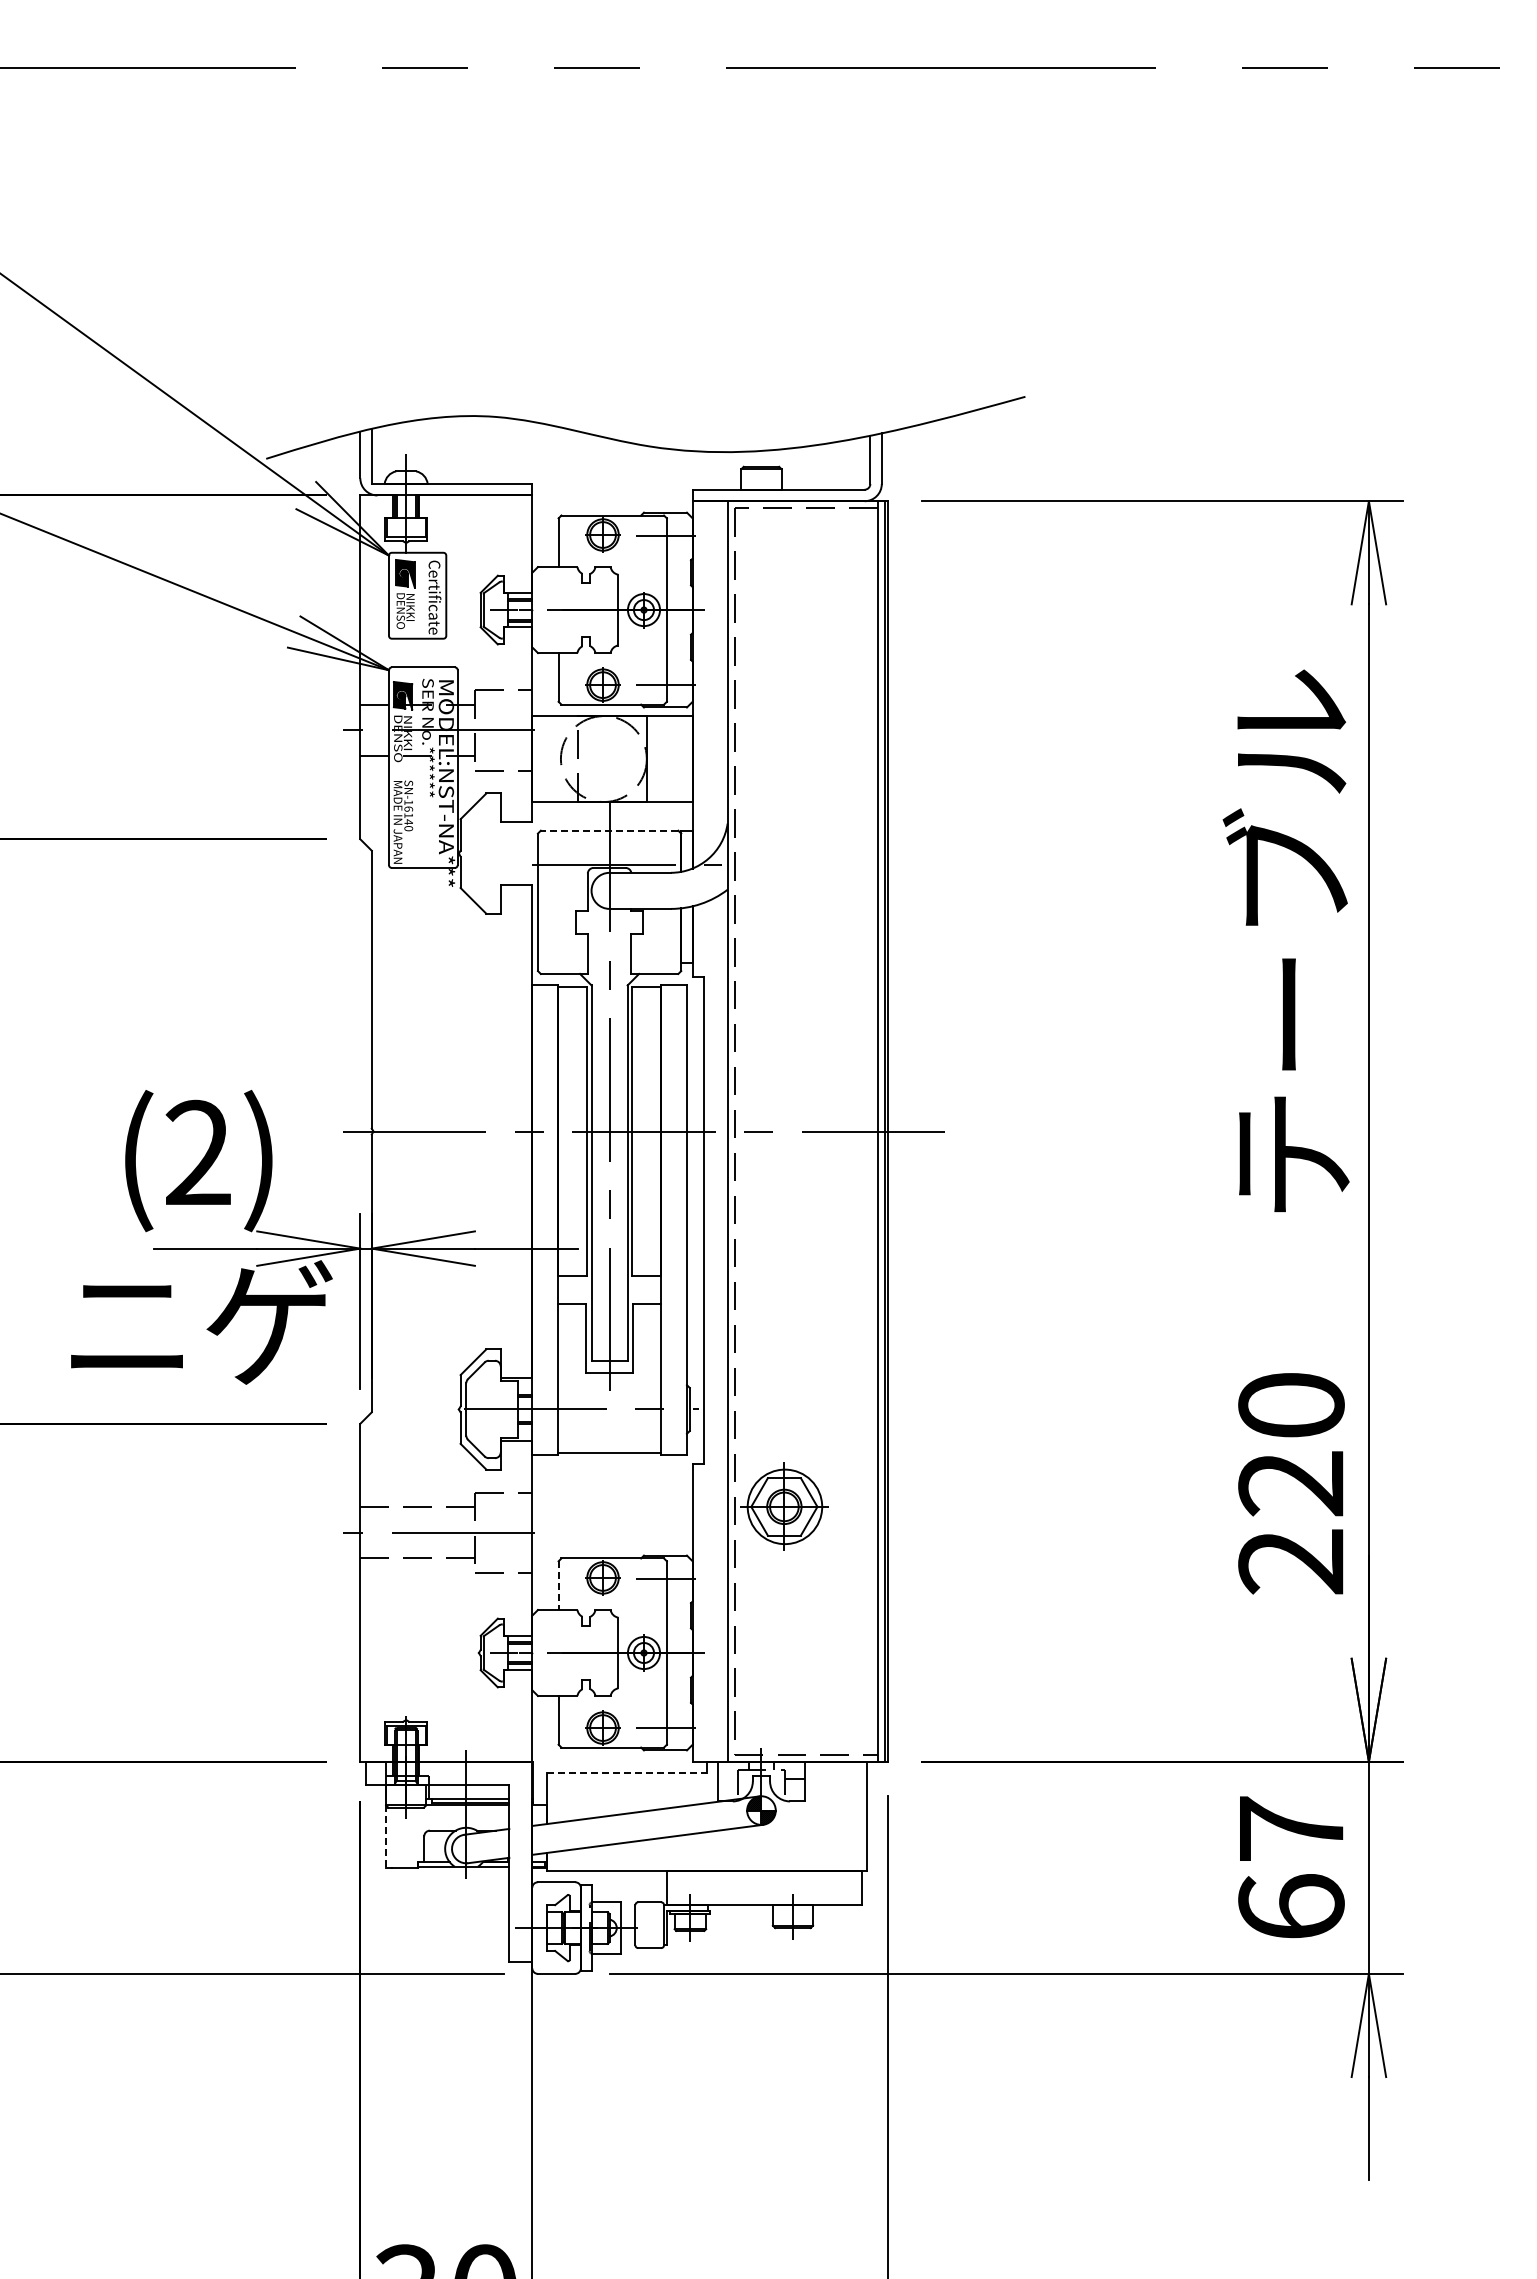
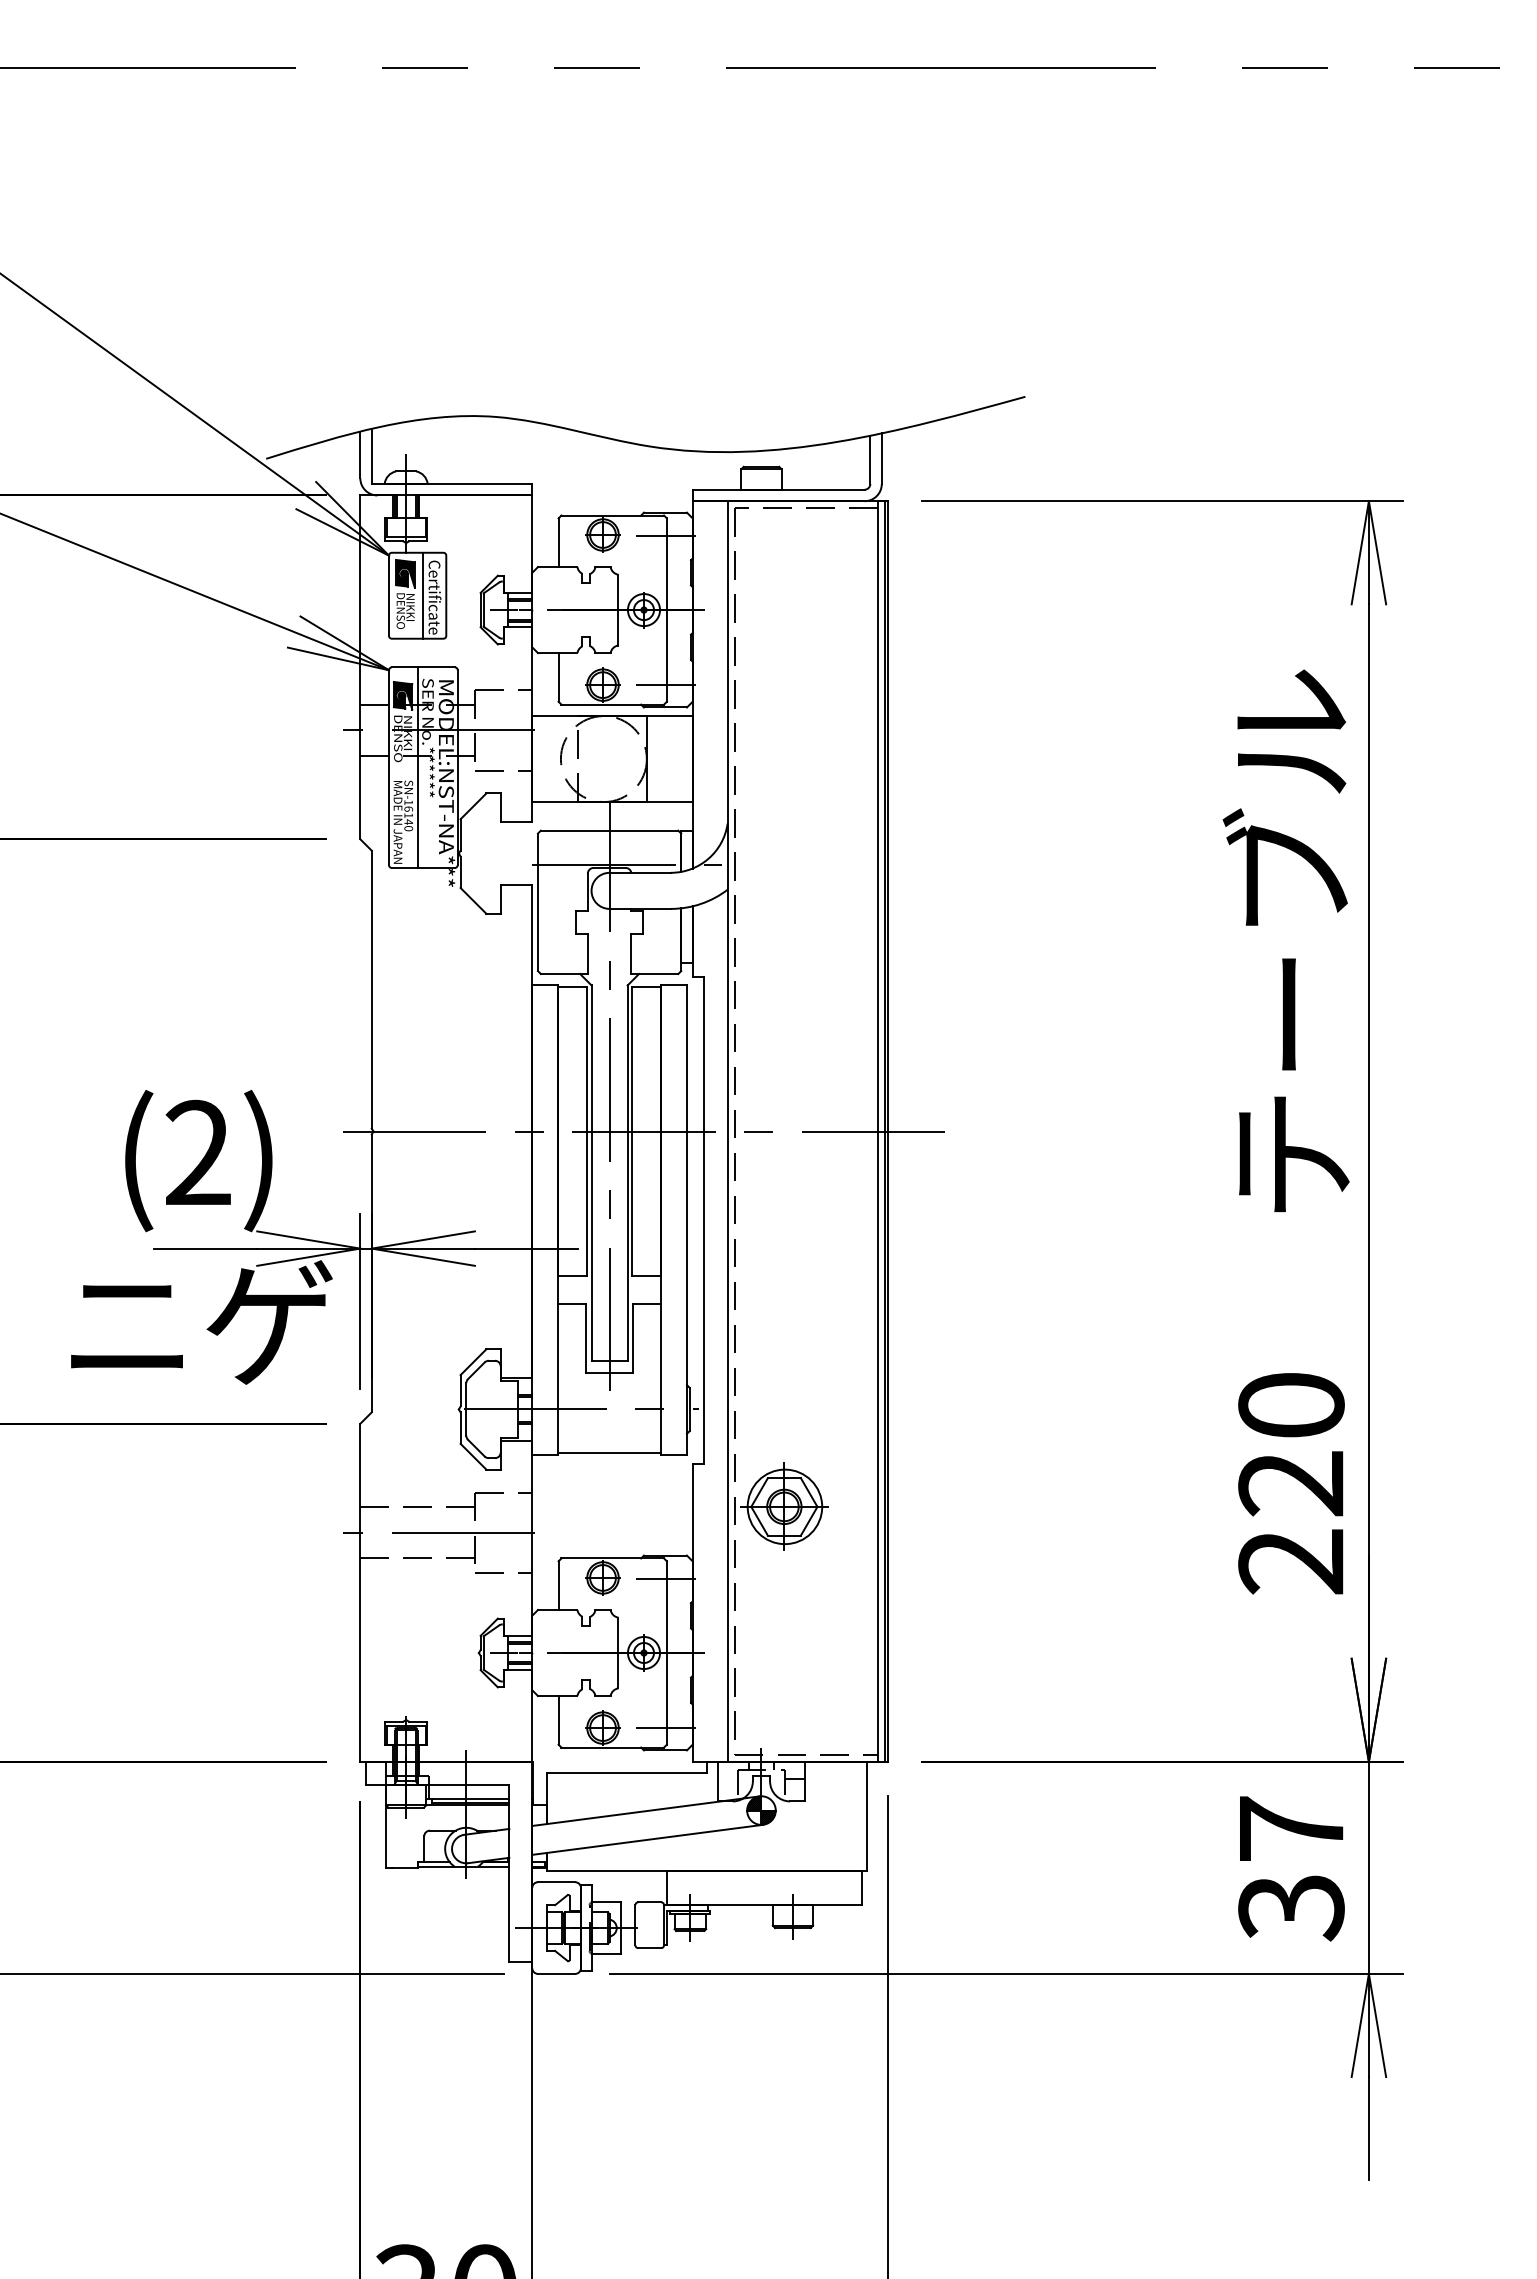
line: none -> present (423, 595)
line: none -> present (417, 767)
line: dashed -> solid (609, 830)
line: dashed -> solid (558, 1586)
line: dashed -> solid (627, 1773)
line: dashed -> solid (386, 1836)
text: 67 -> 37 (1291, 1907)
